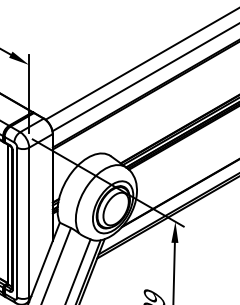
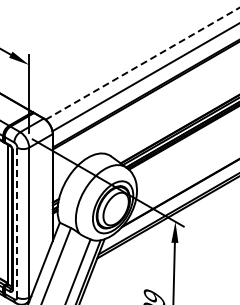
line: solid -> dashed (143, 63)
line: solid -> dashed (17, 222)
